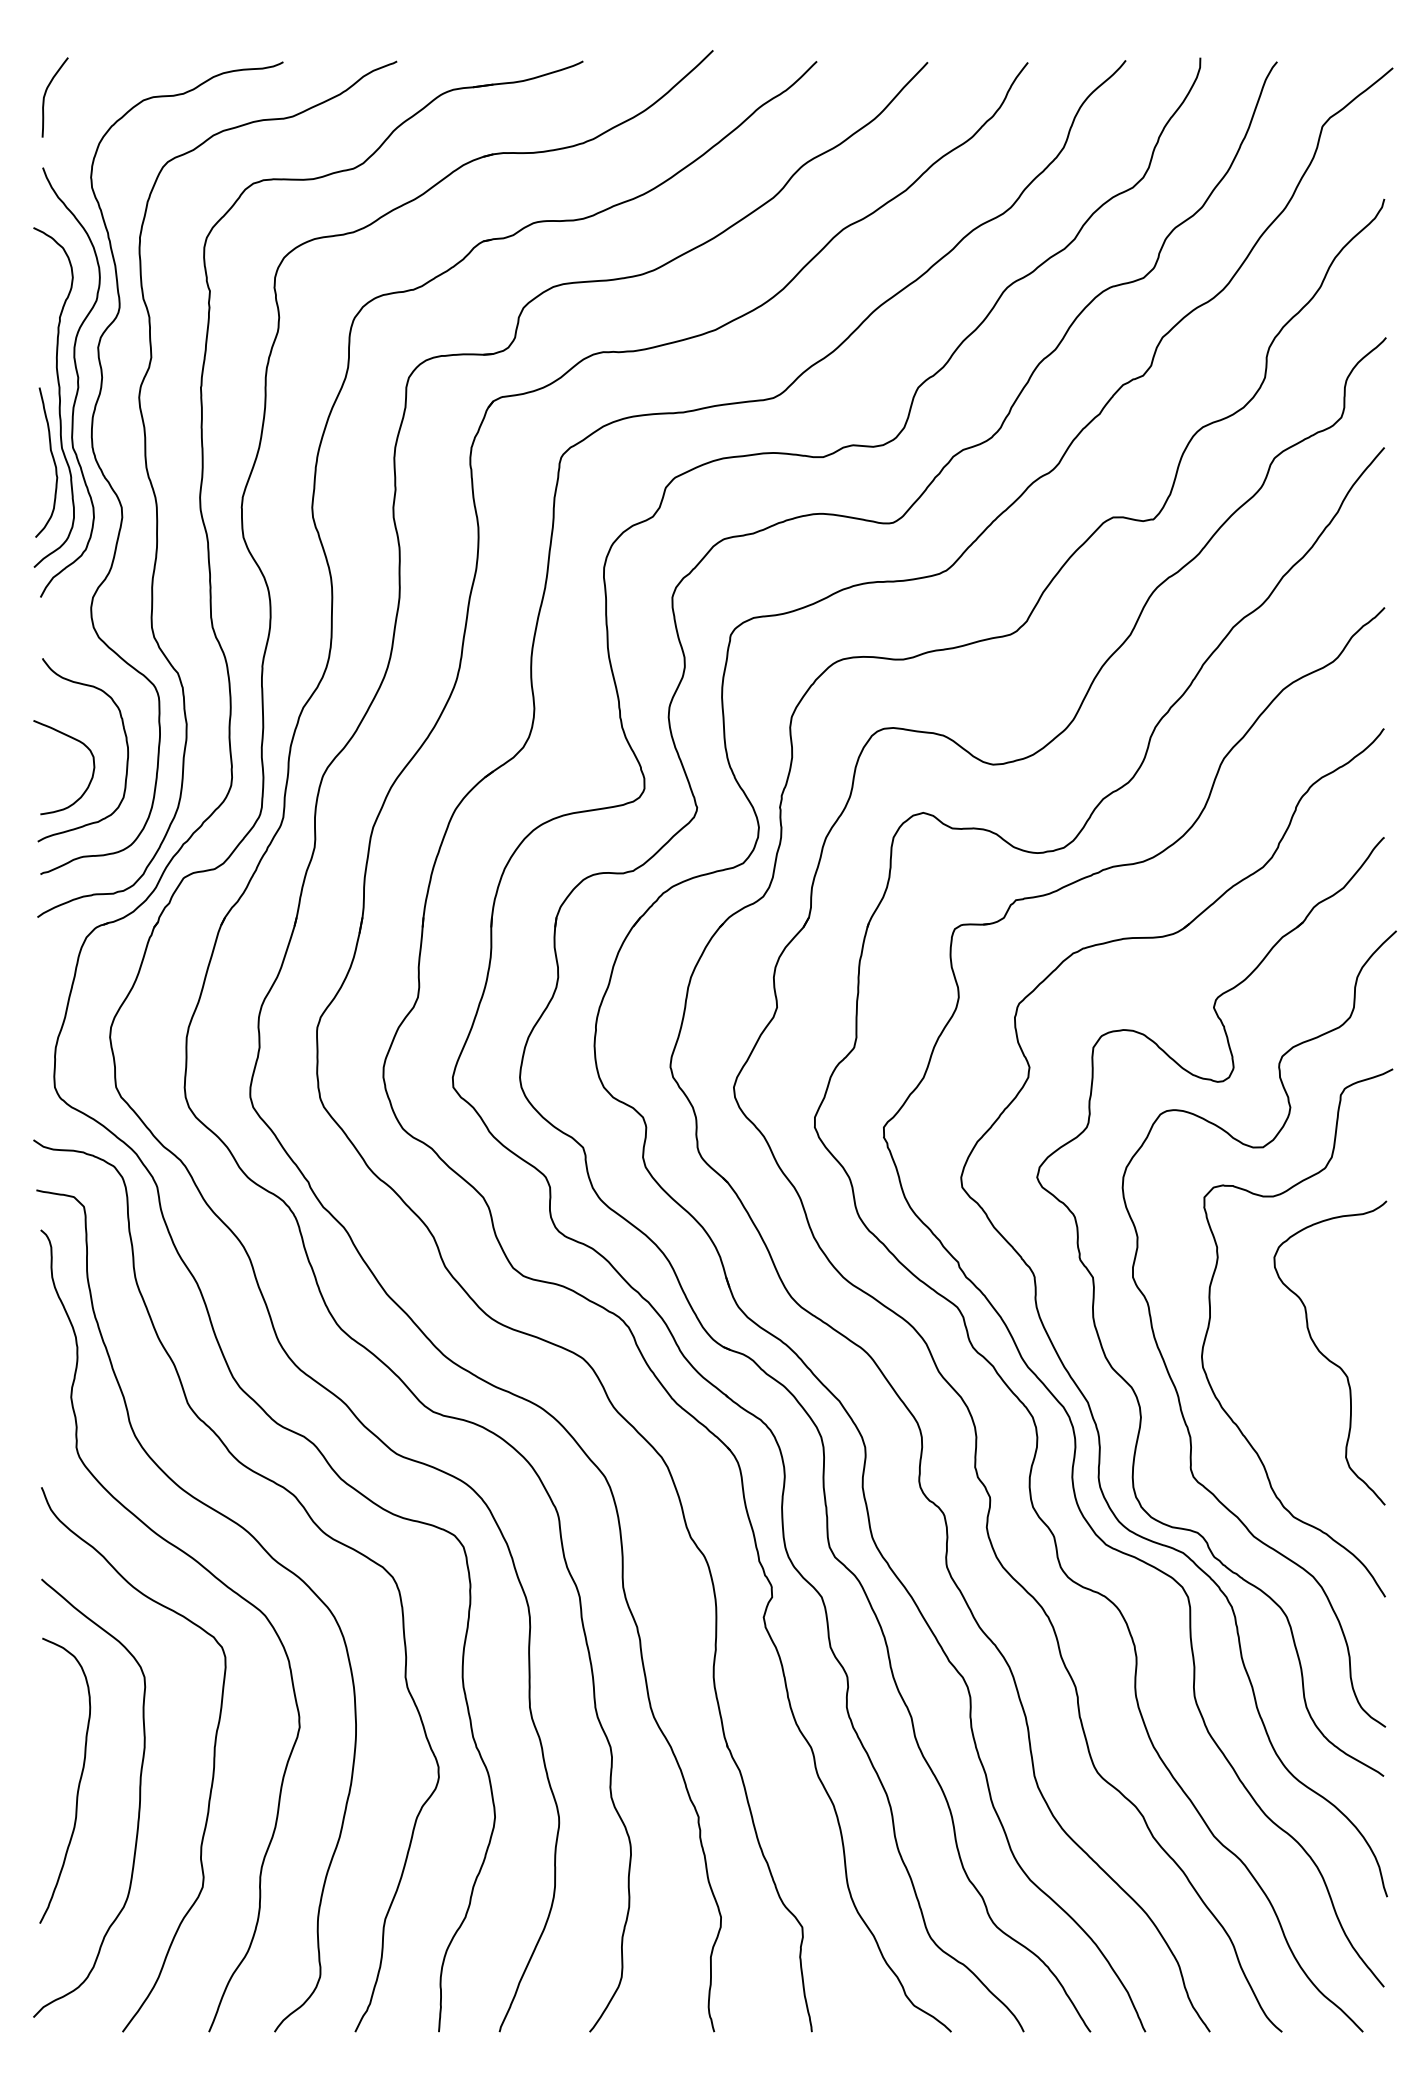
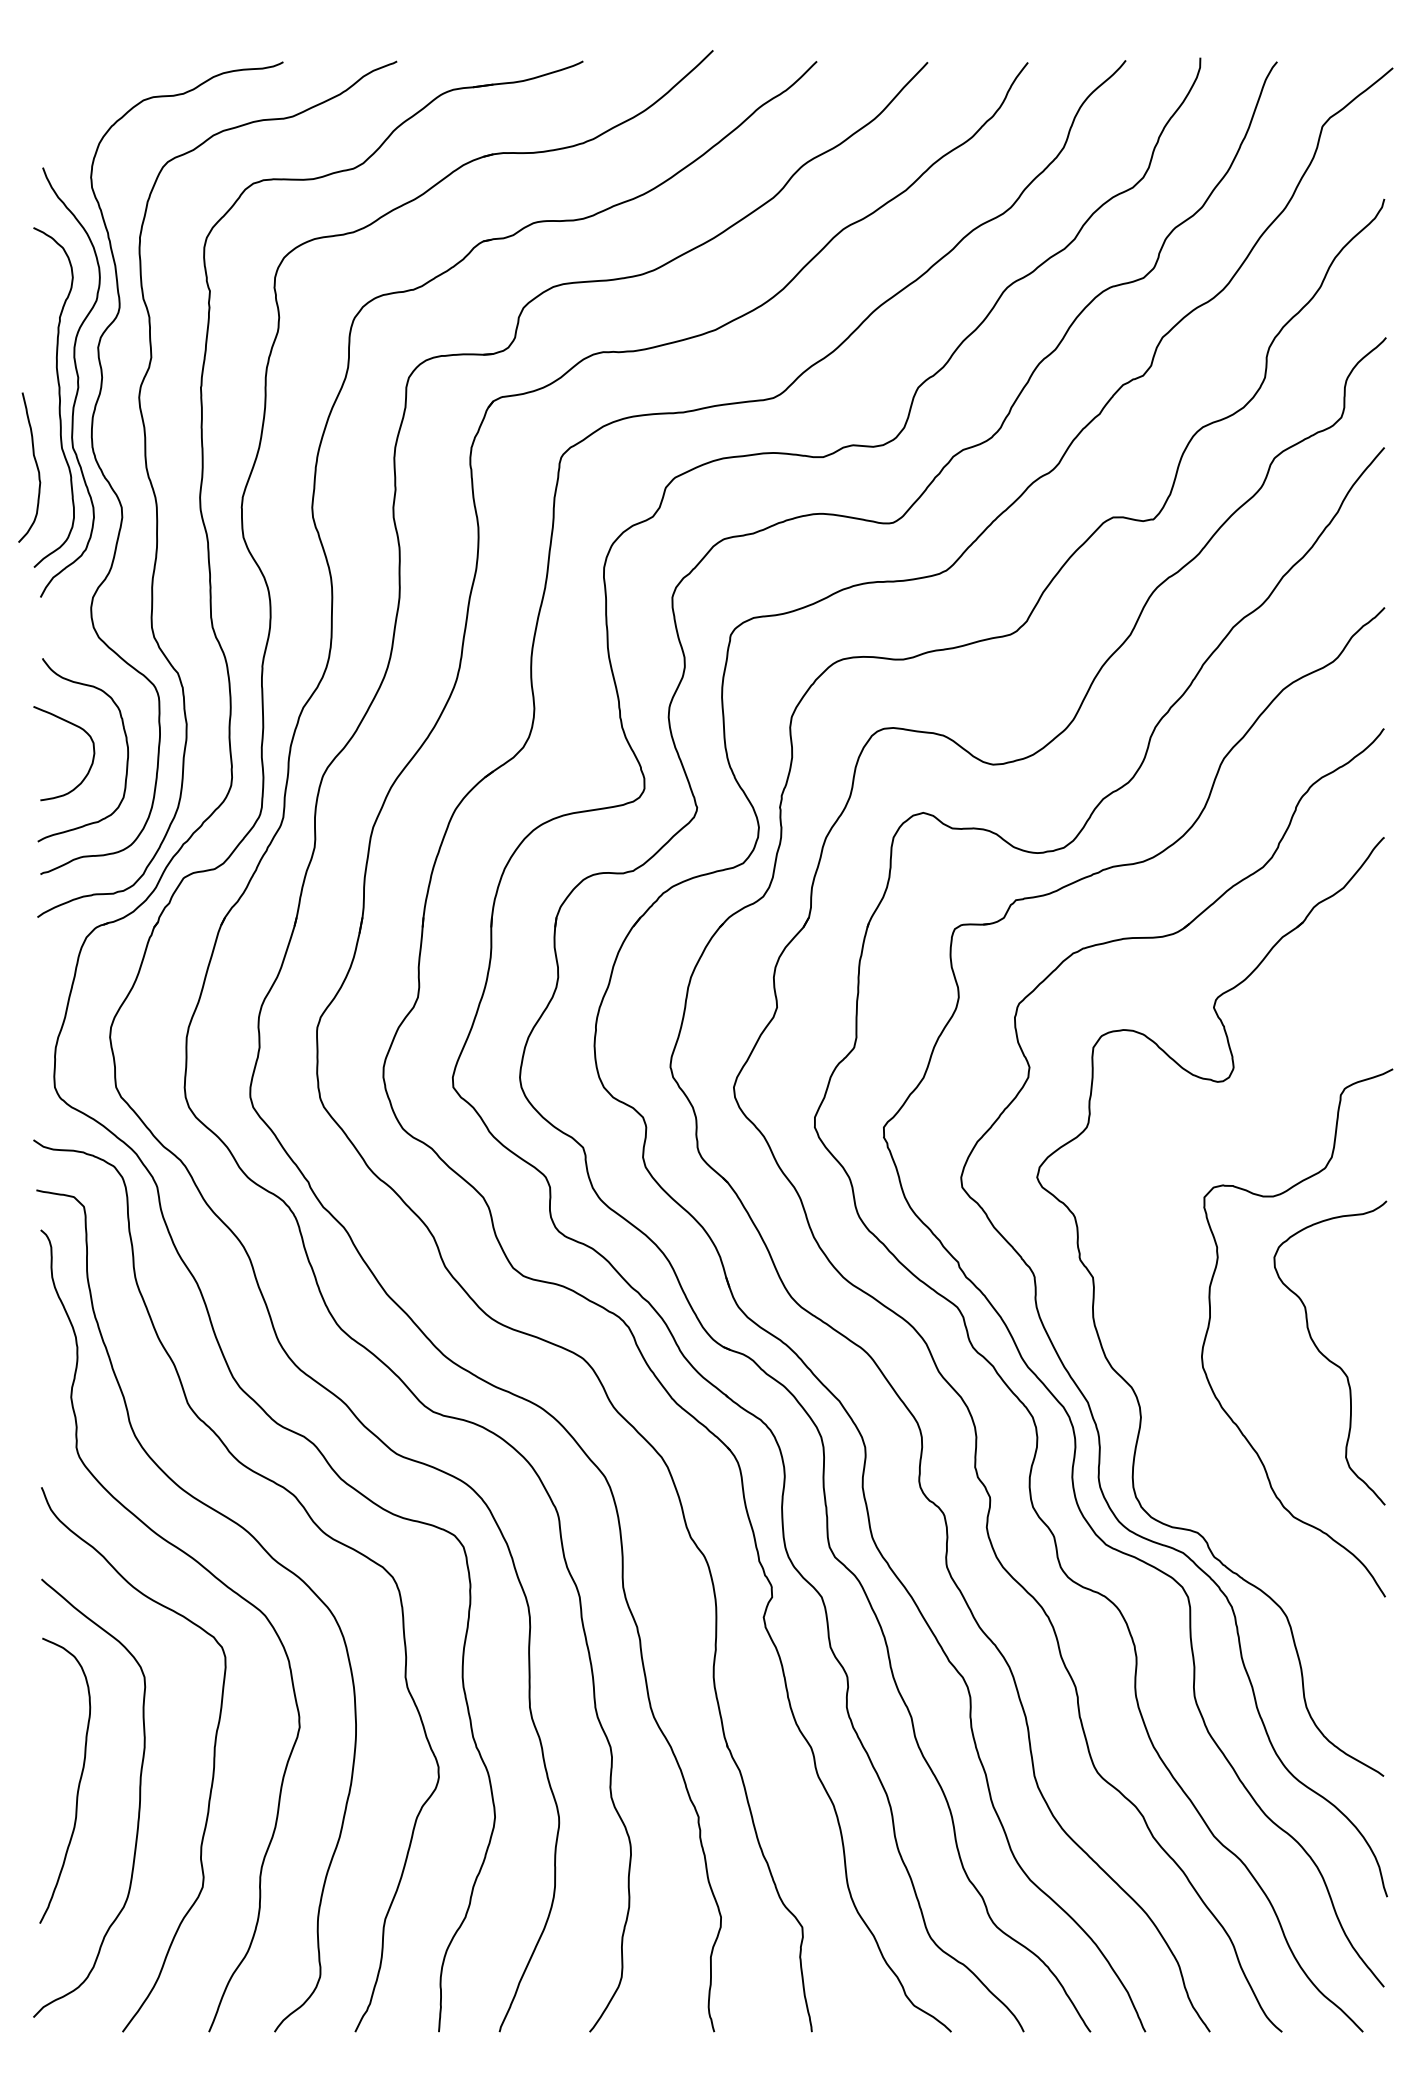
curve: present -> none (46, 93)
curve position: (52, 459) -> (35, 464) (35, 464)
curve position: (92, 771) -> (92, 757) (92, 757)
curve: present -> none (1166, 1364)
